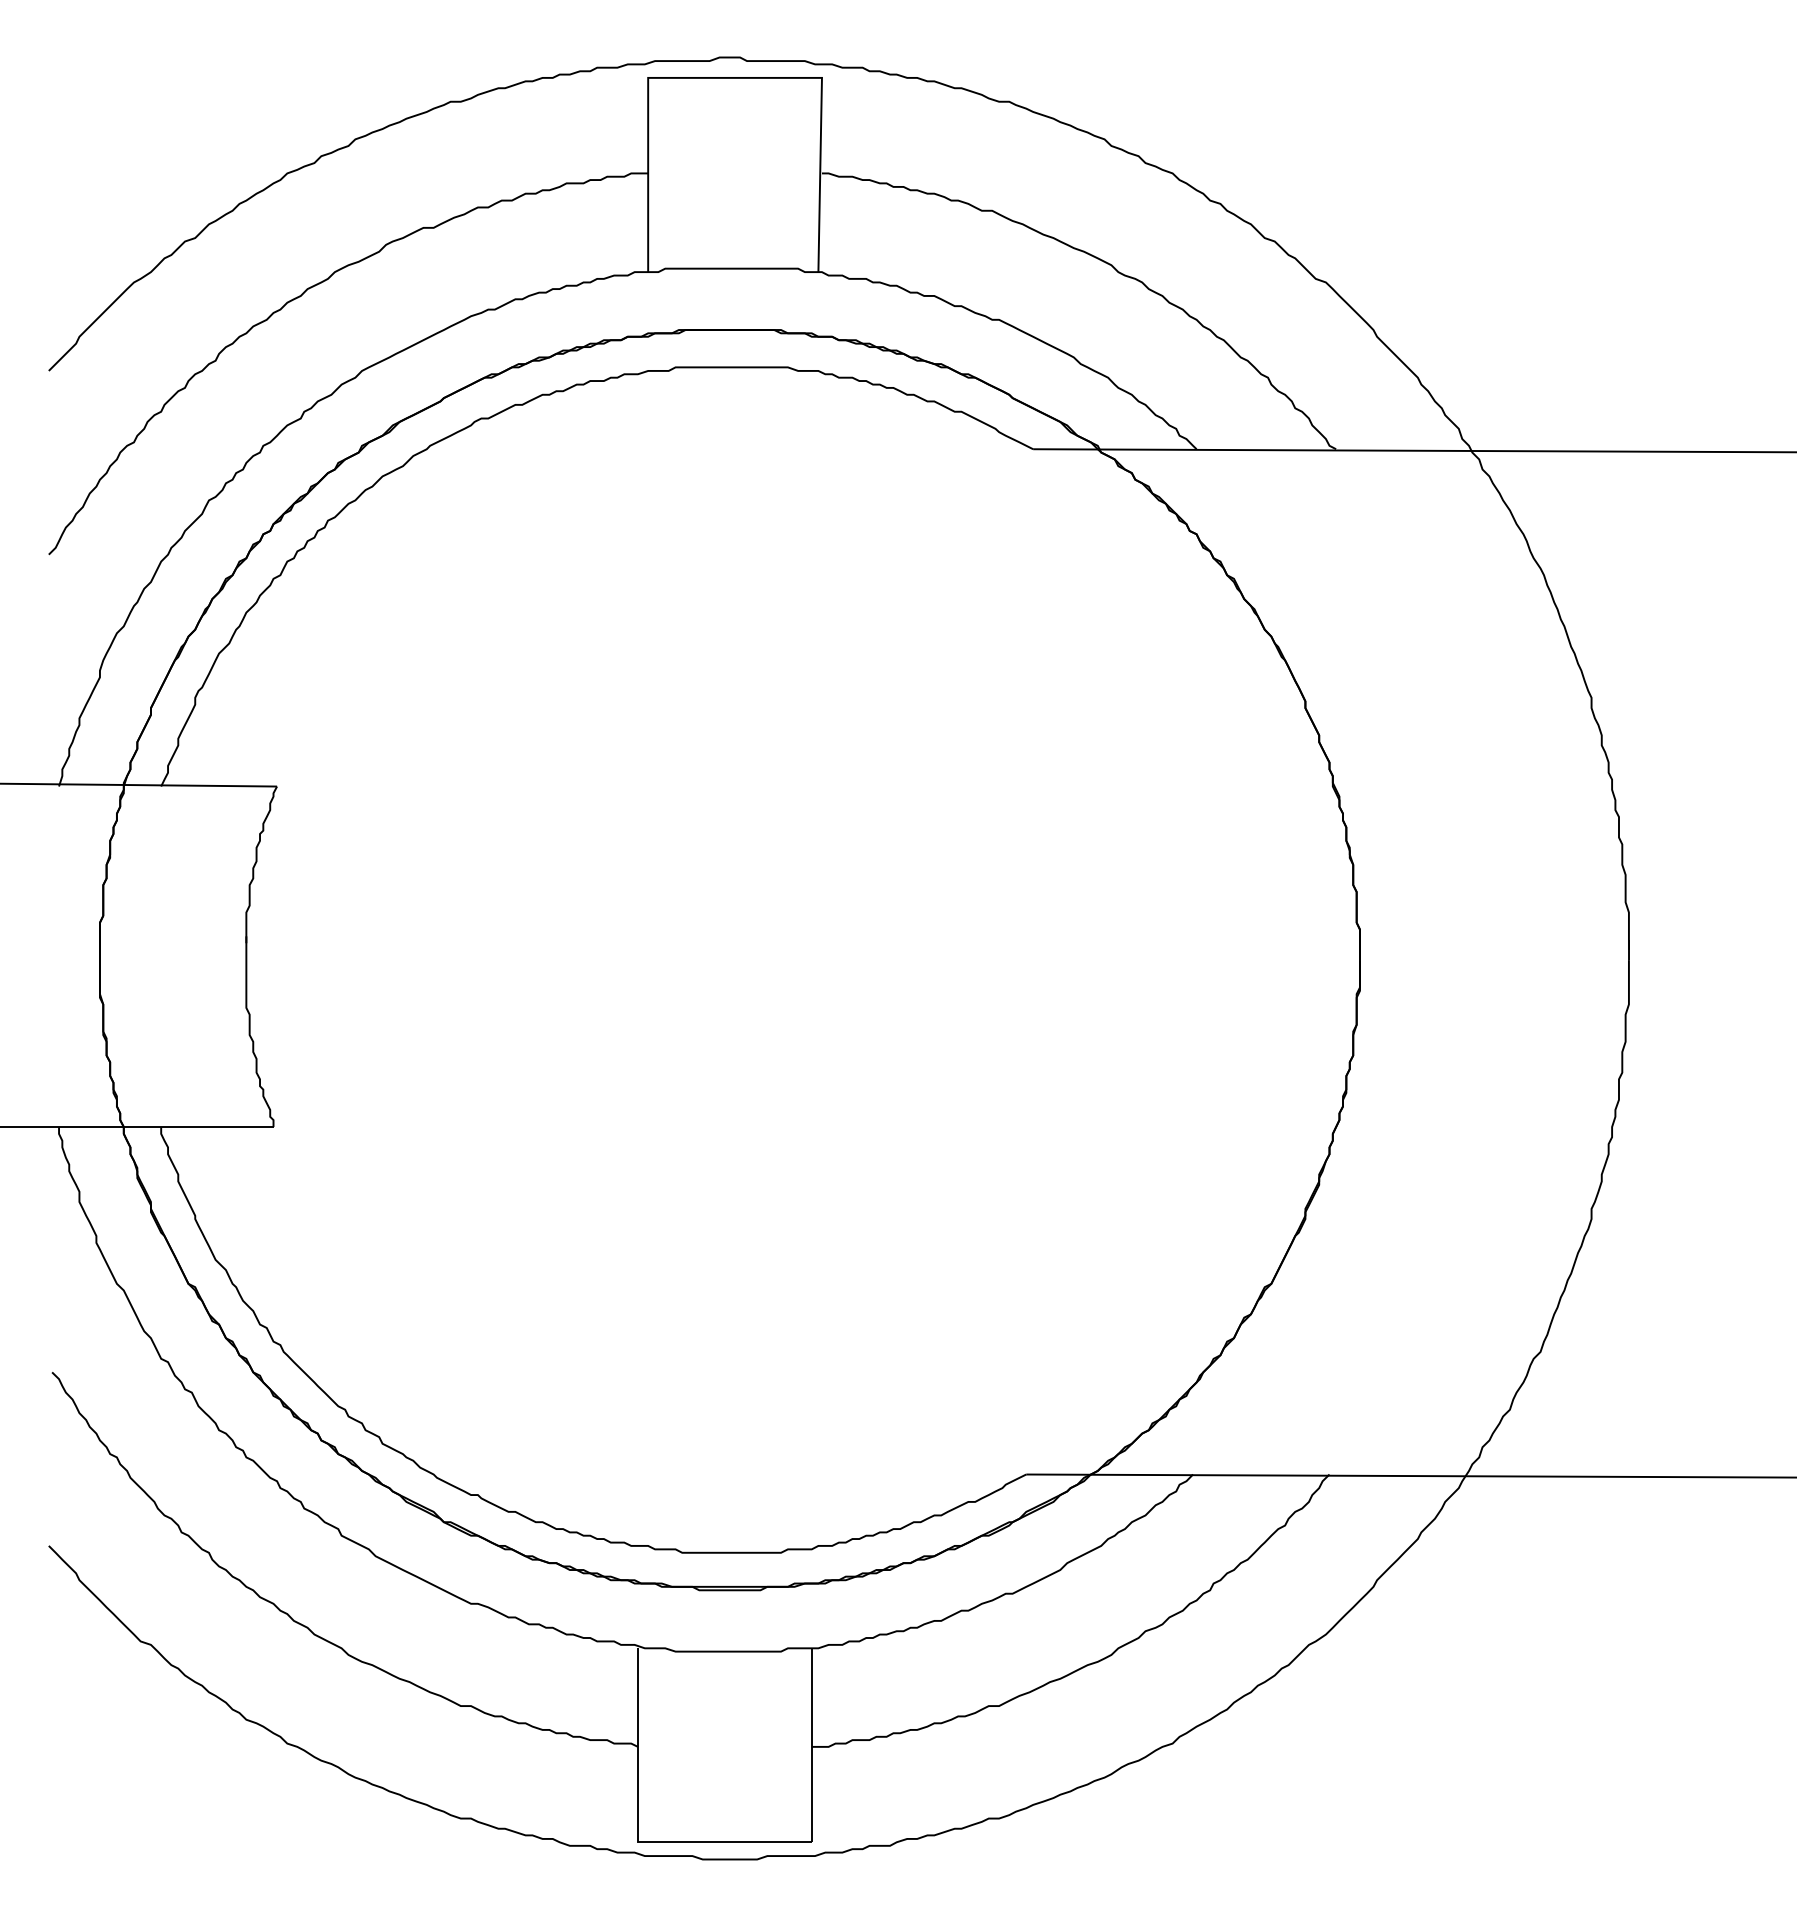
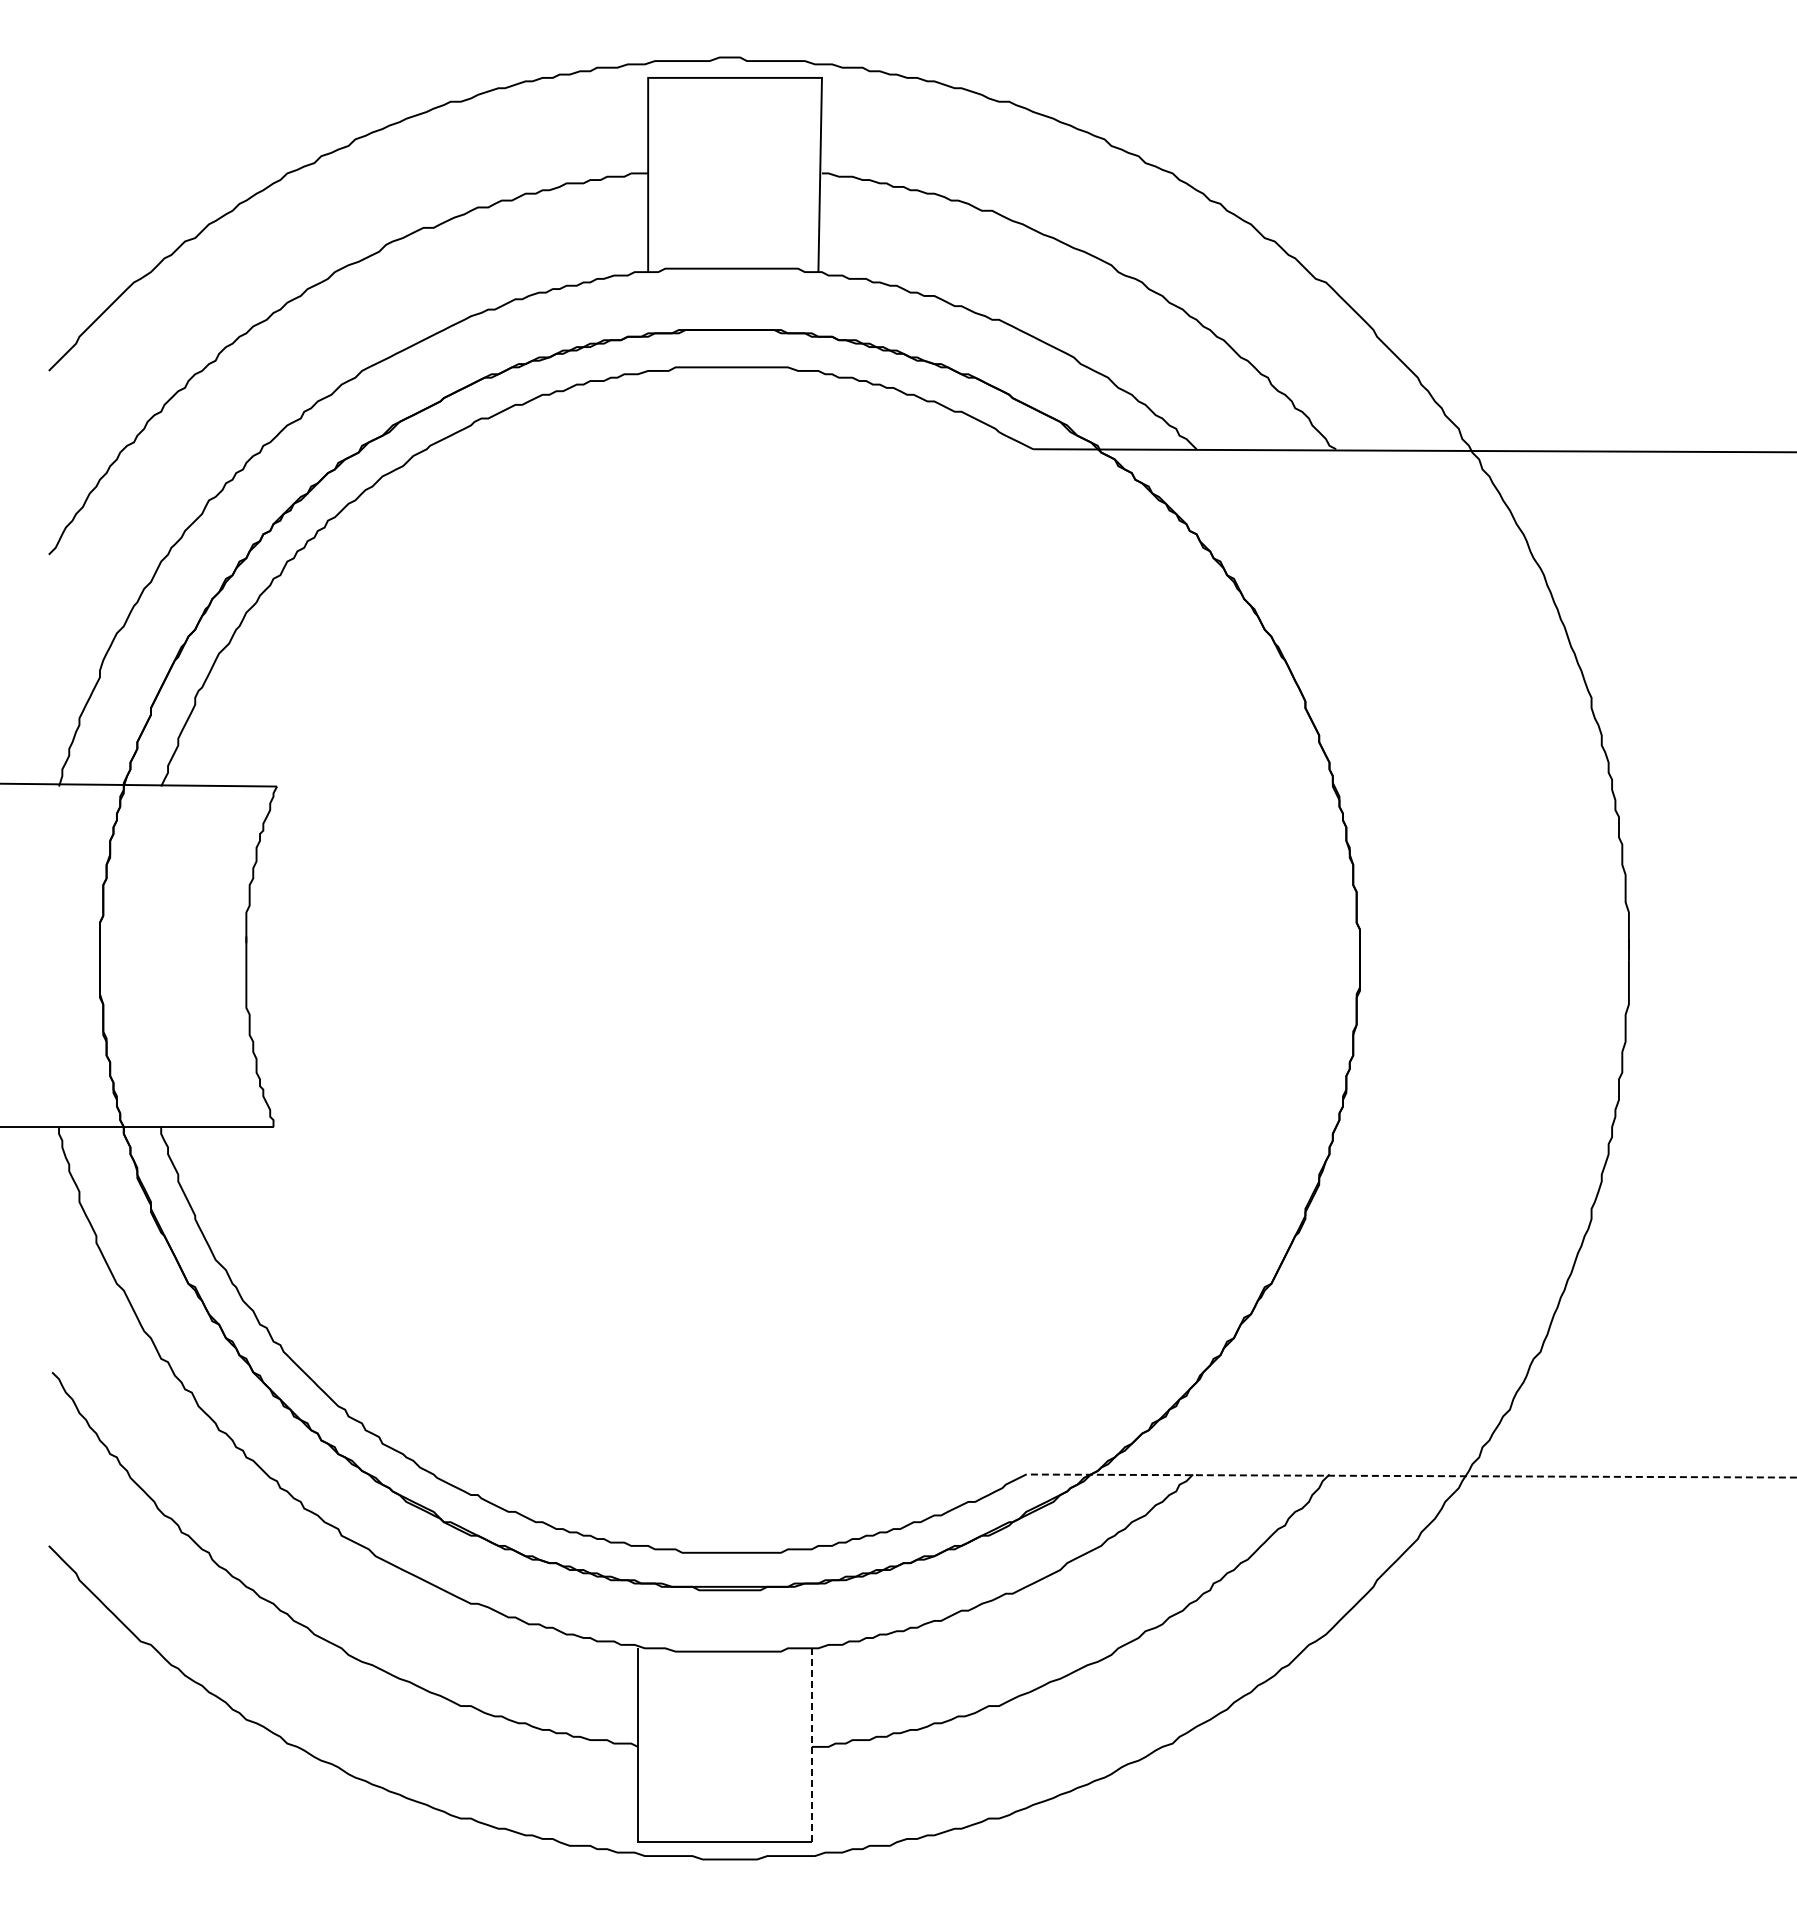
line: solid -> dashed (1410, 1476)
line: solid -> dashed (811, 1745)
